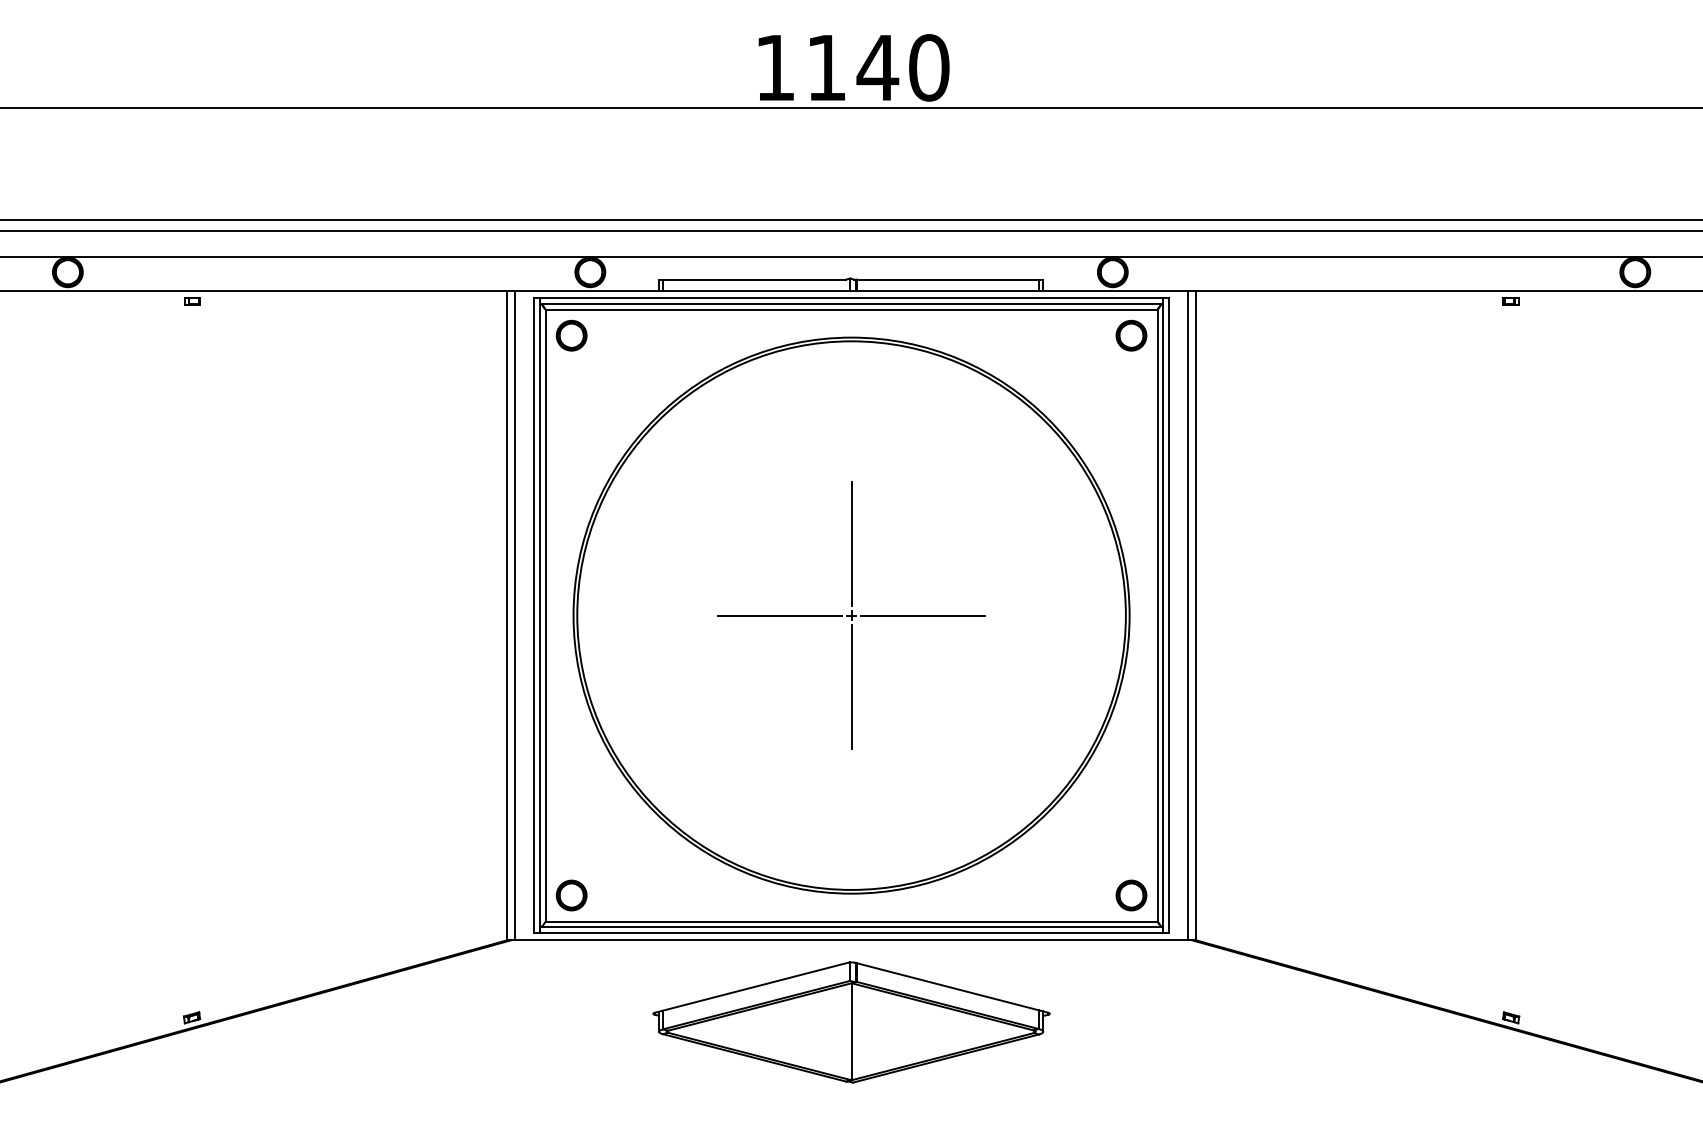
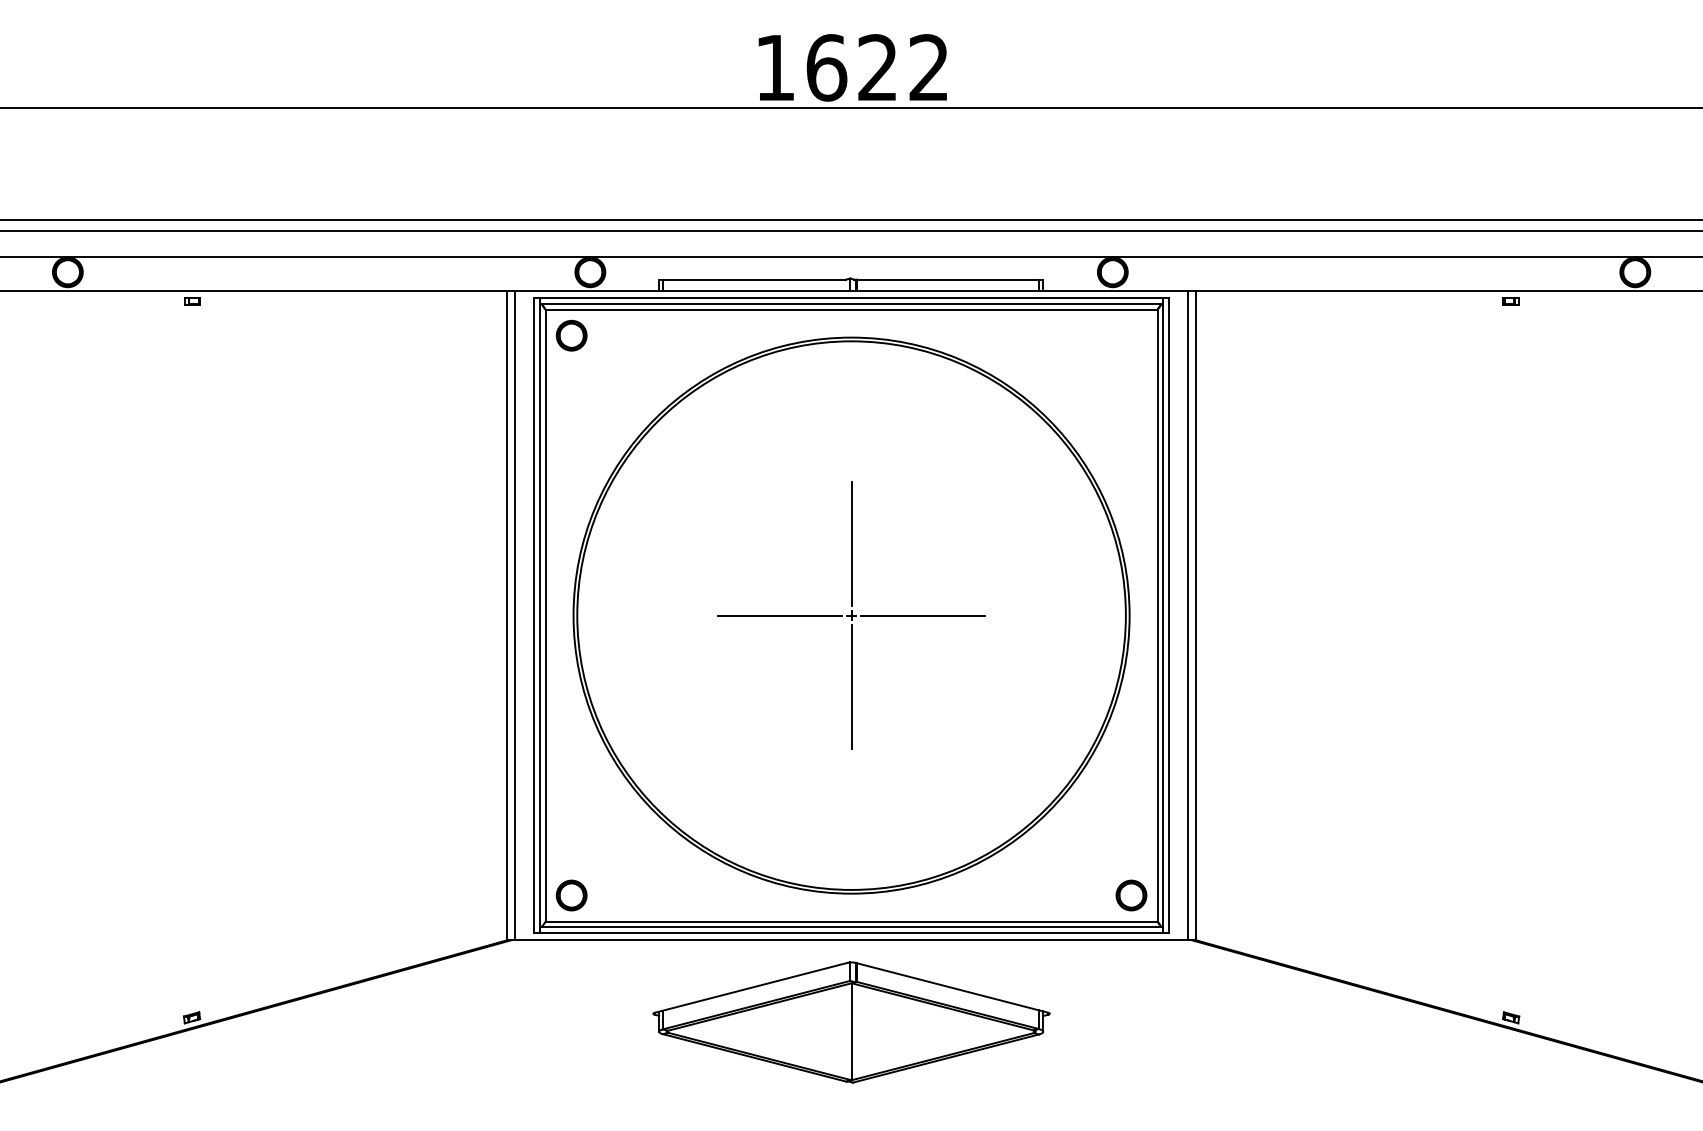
text: 1140 -> 1622 (877, 67)
part: present -> none (1131, 335)
